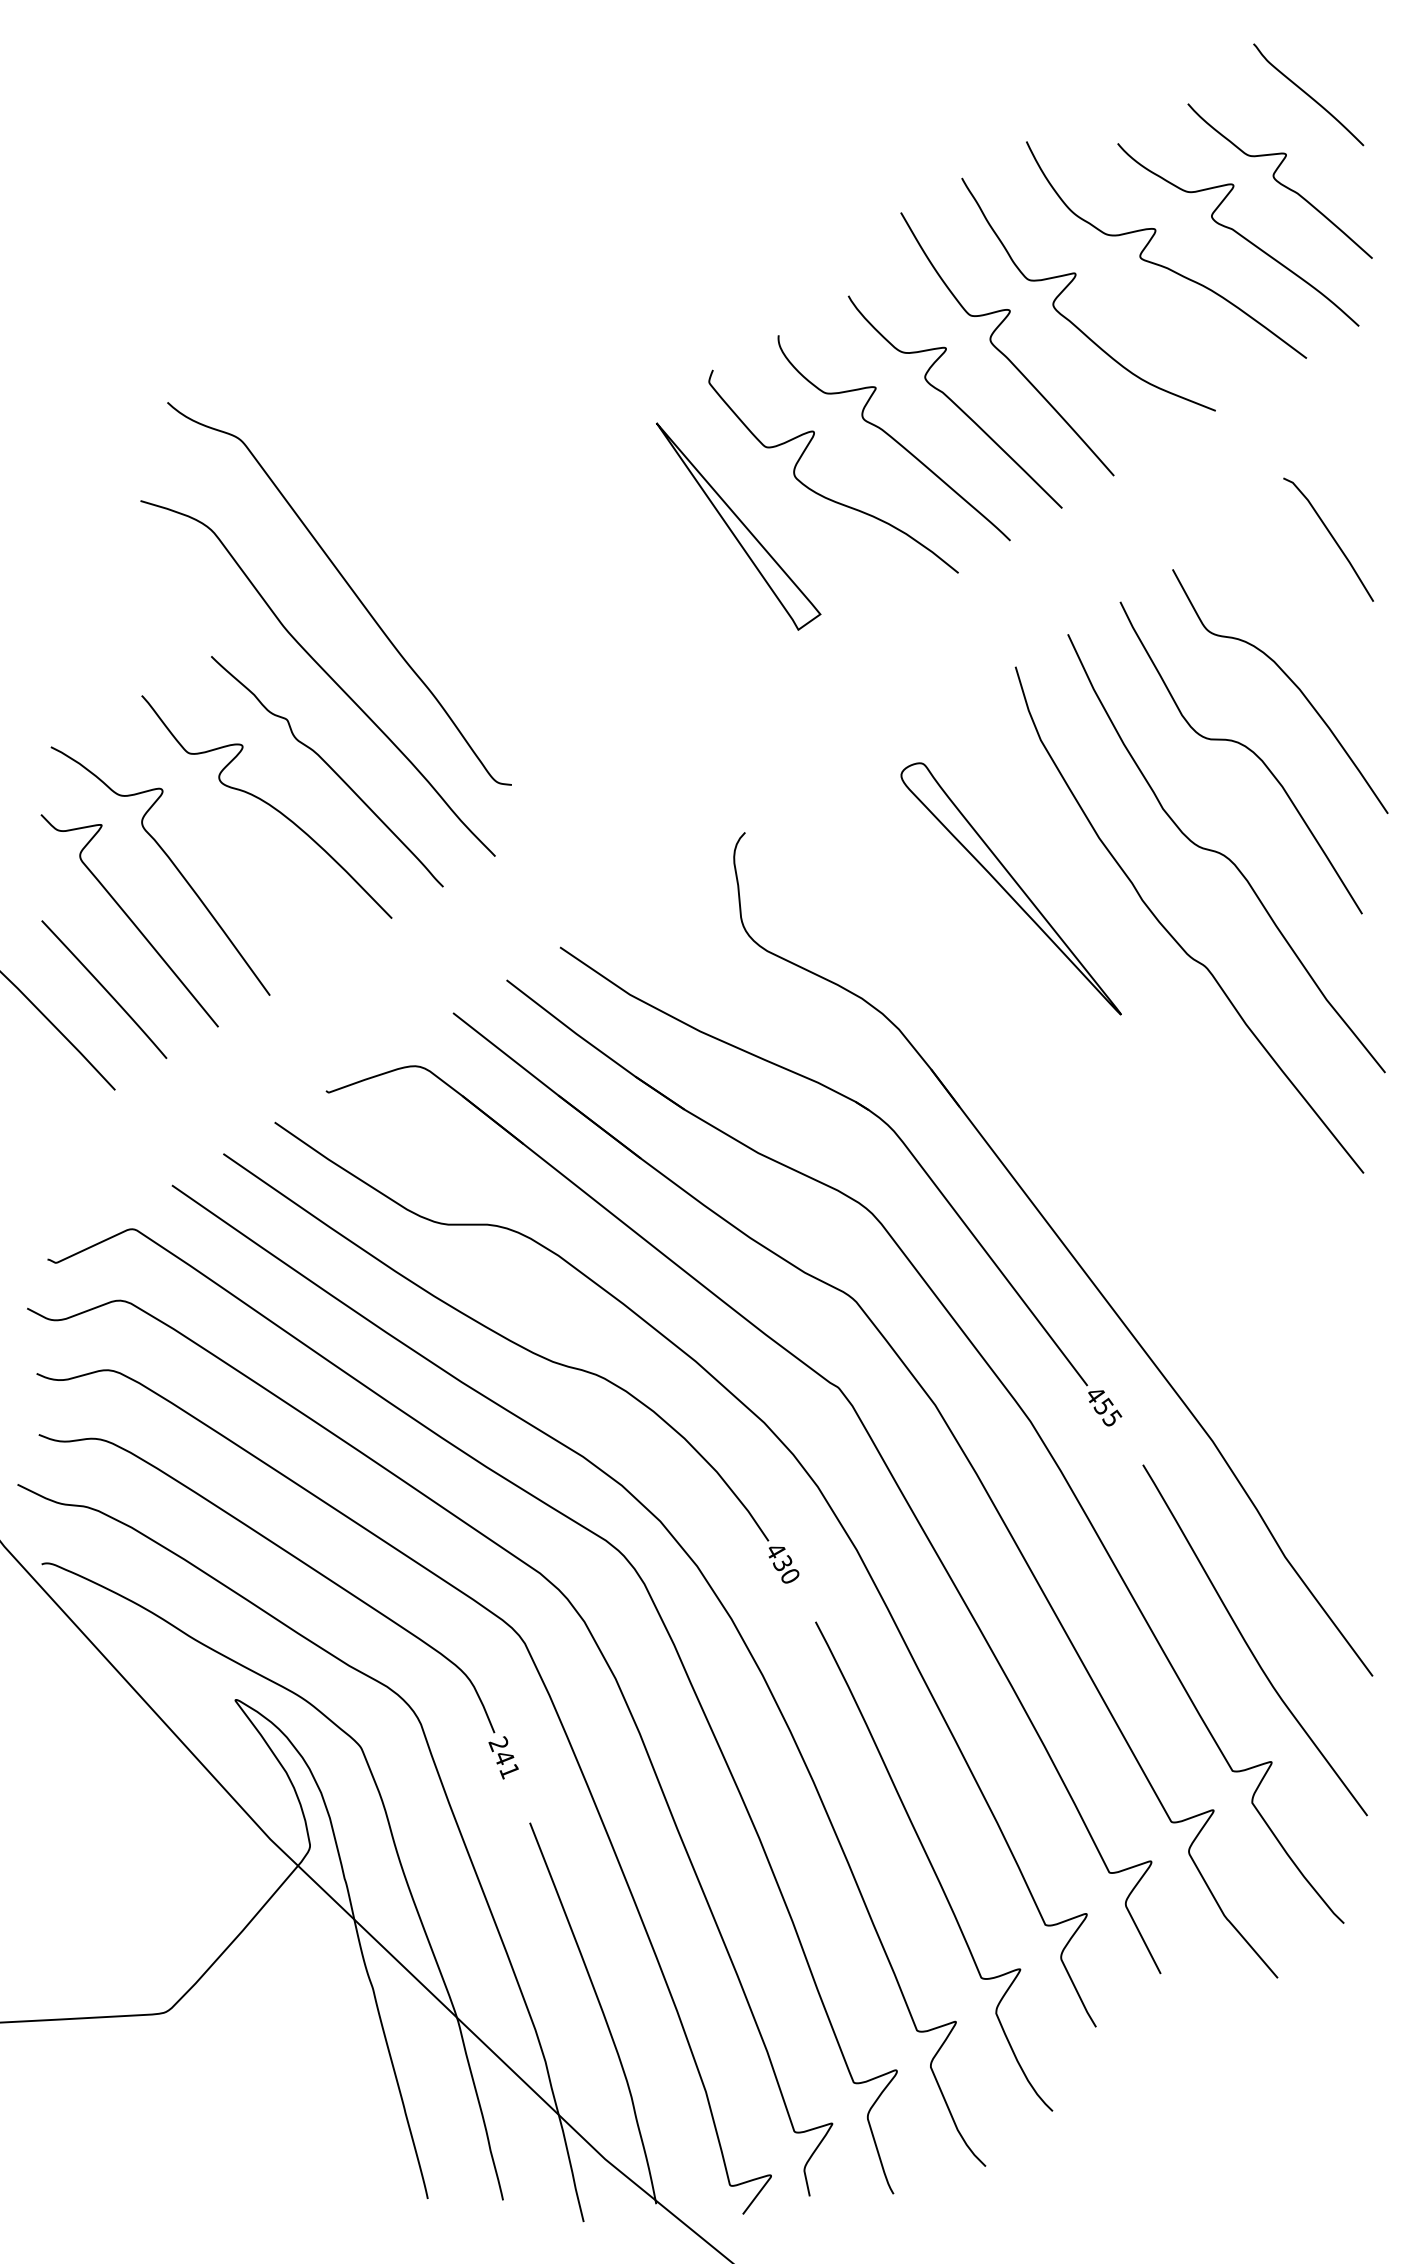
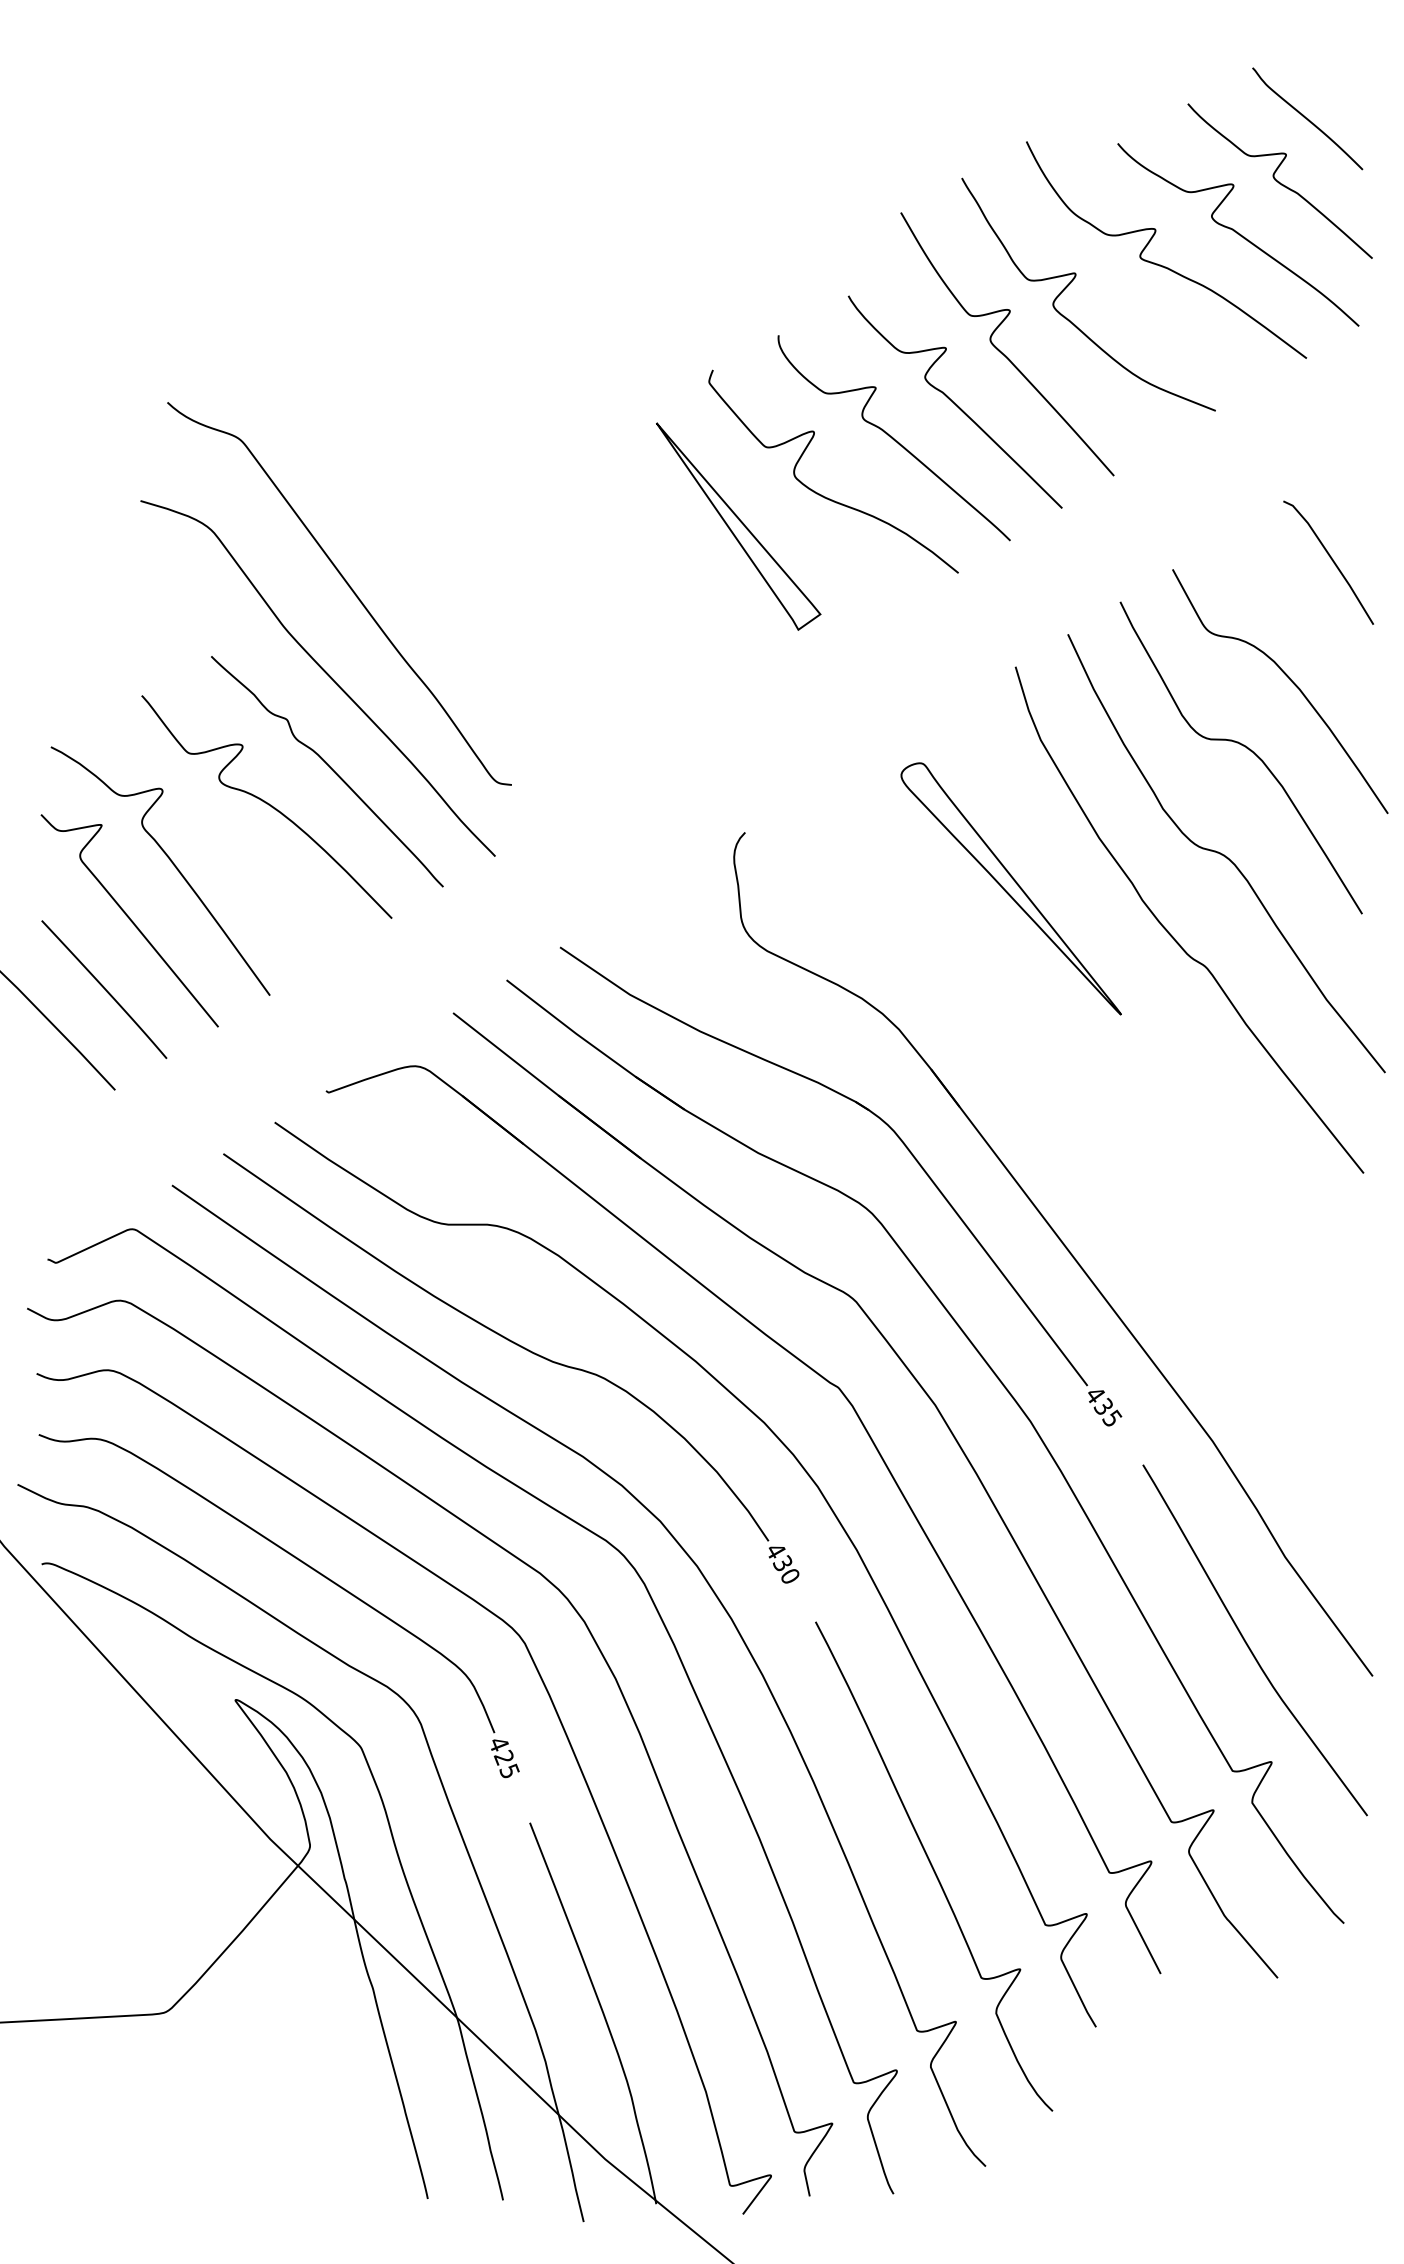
curve position: (1308, 94) -> (1307, 118) (1307, 118)
line position: (1331, 537) -> (1331, 560) (1331, 560)
text: 455 -> 435 (1105, 1406)
text: 241 -> 425 (503, 1757)
